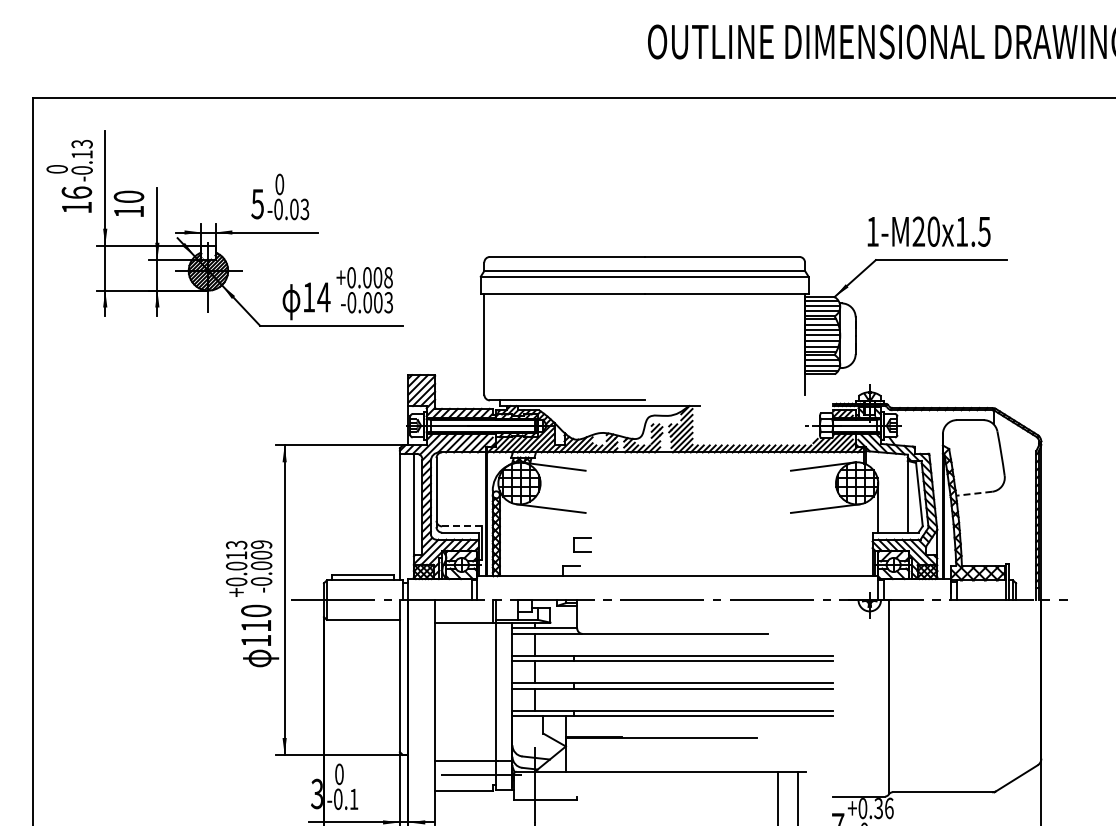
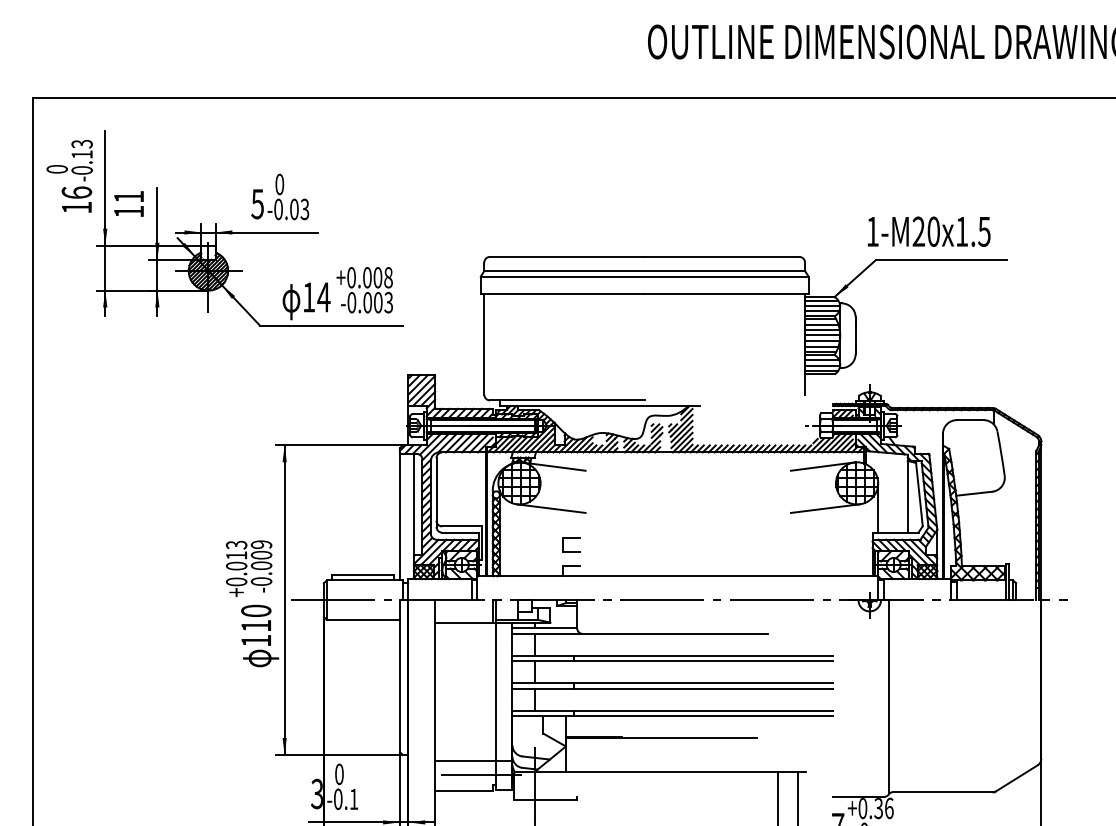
text: 10 -> 11 (128, 196)
line: dashed -> solid (973, 493)
line: dashed -> solid (461, 526)
part position: (582, 544) -> (571, 544) (571, 544)
